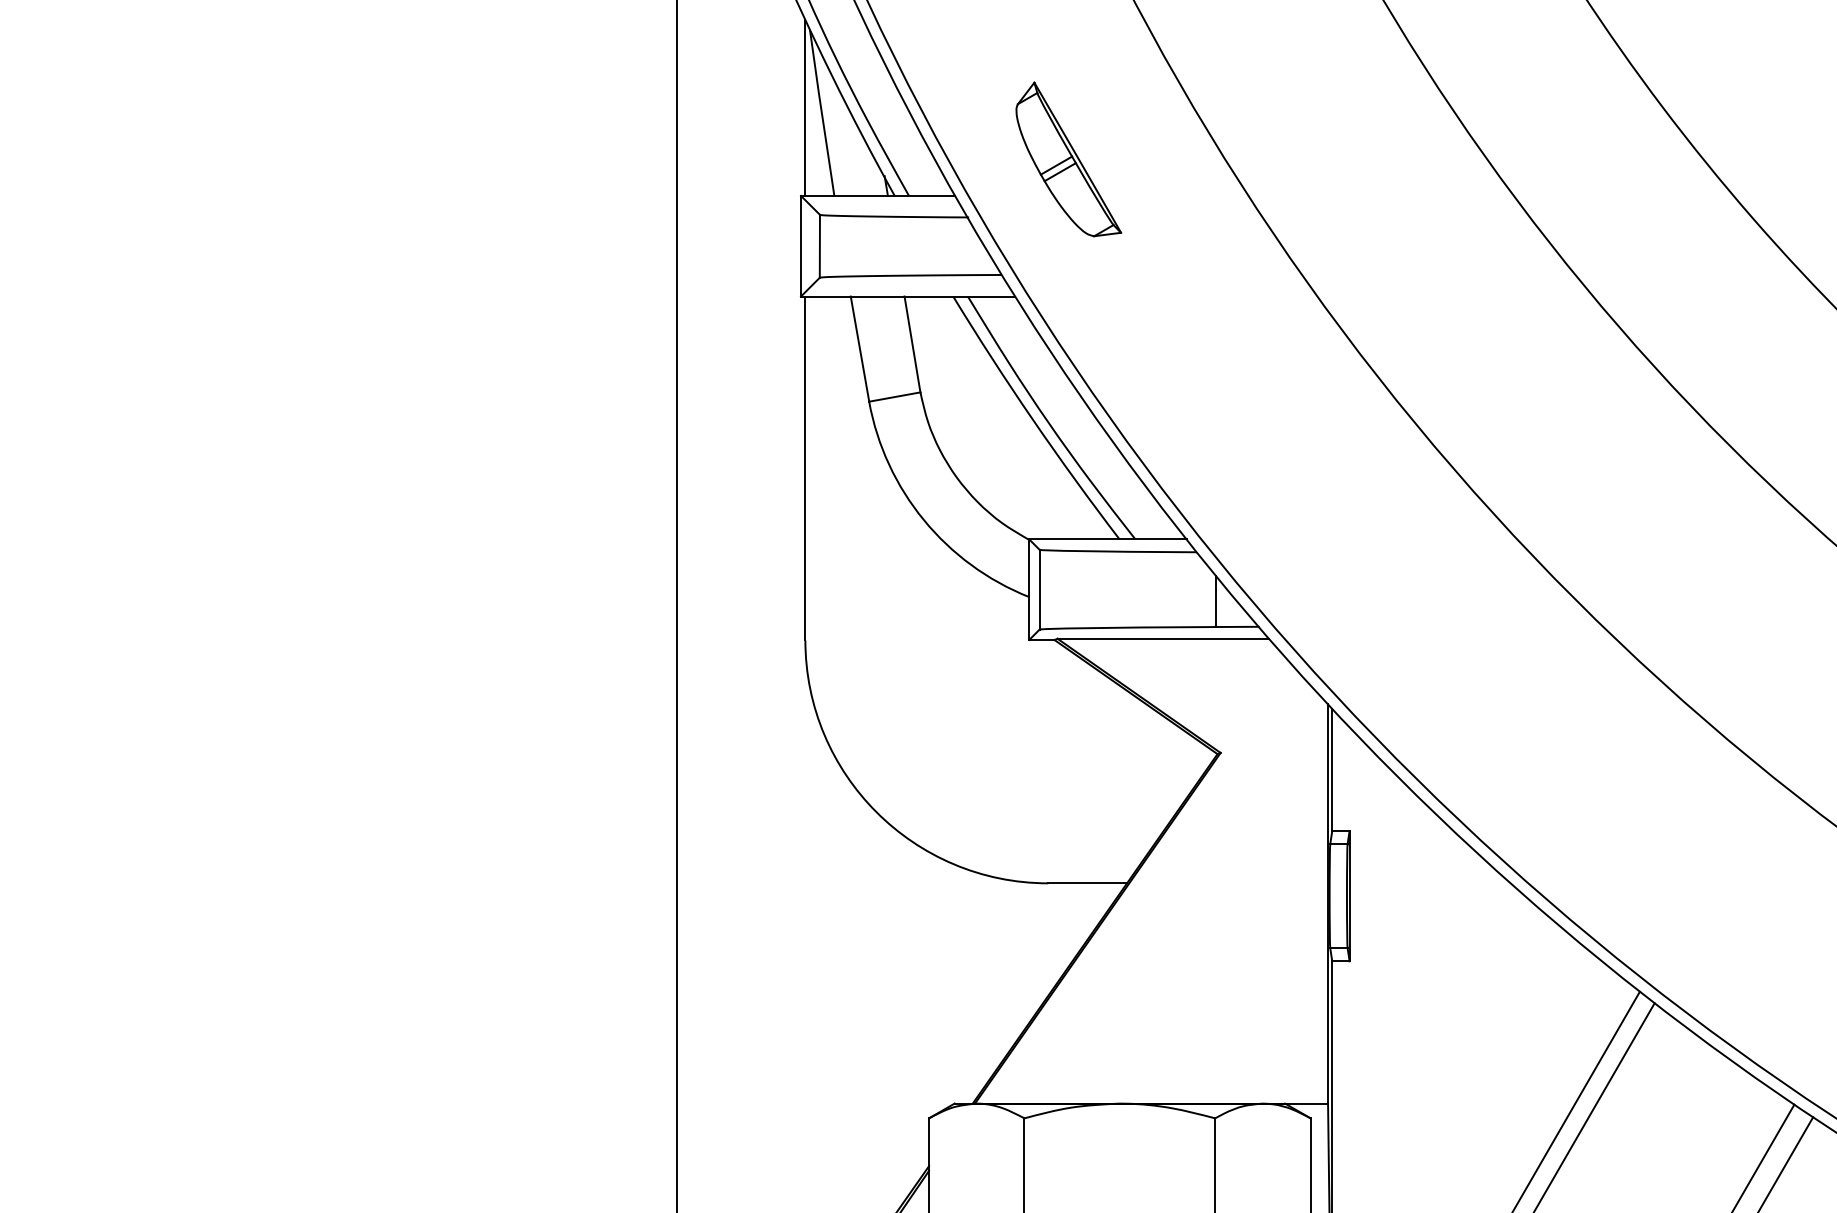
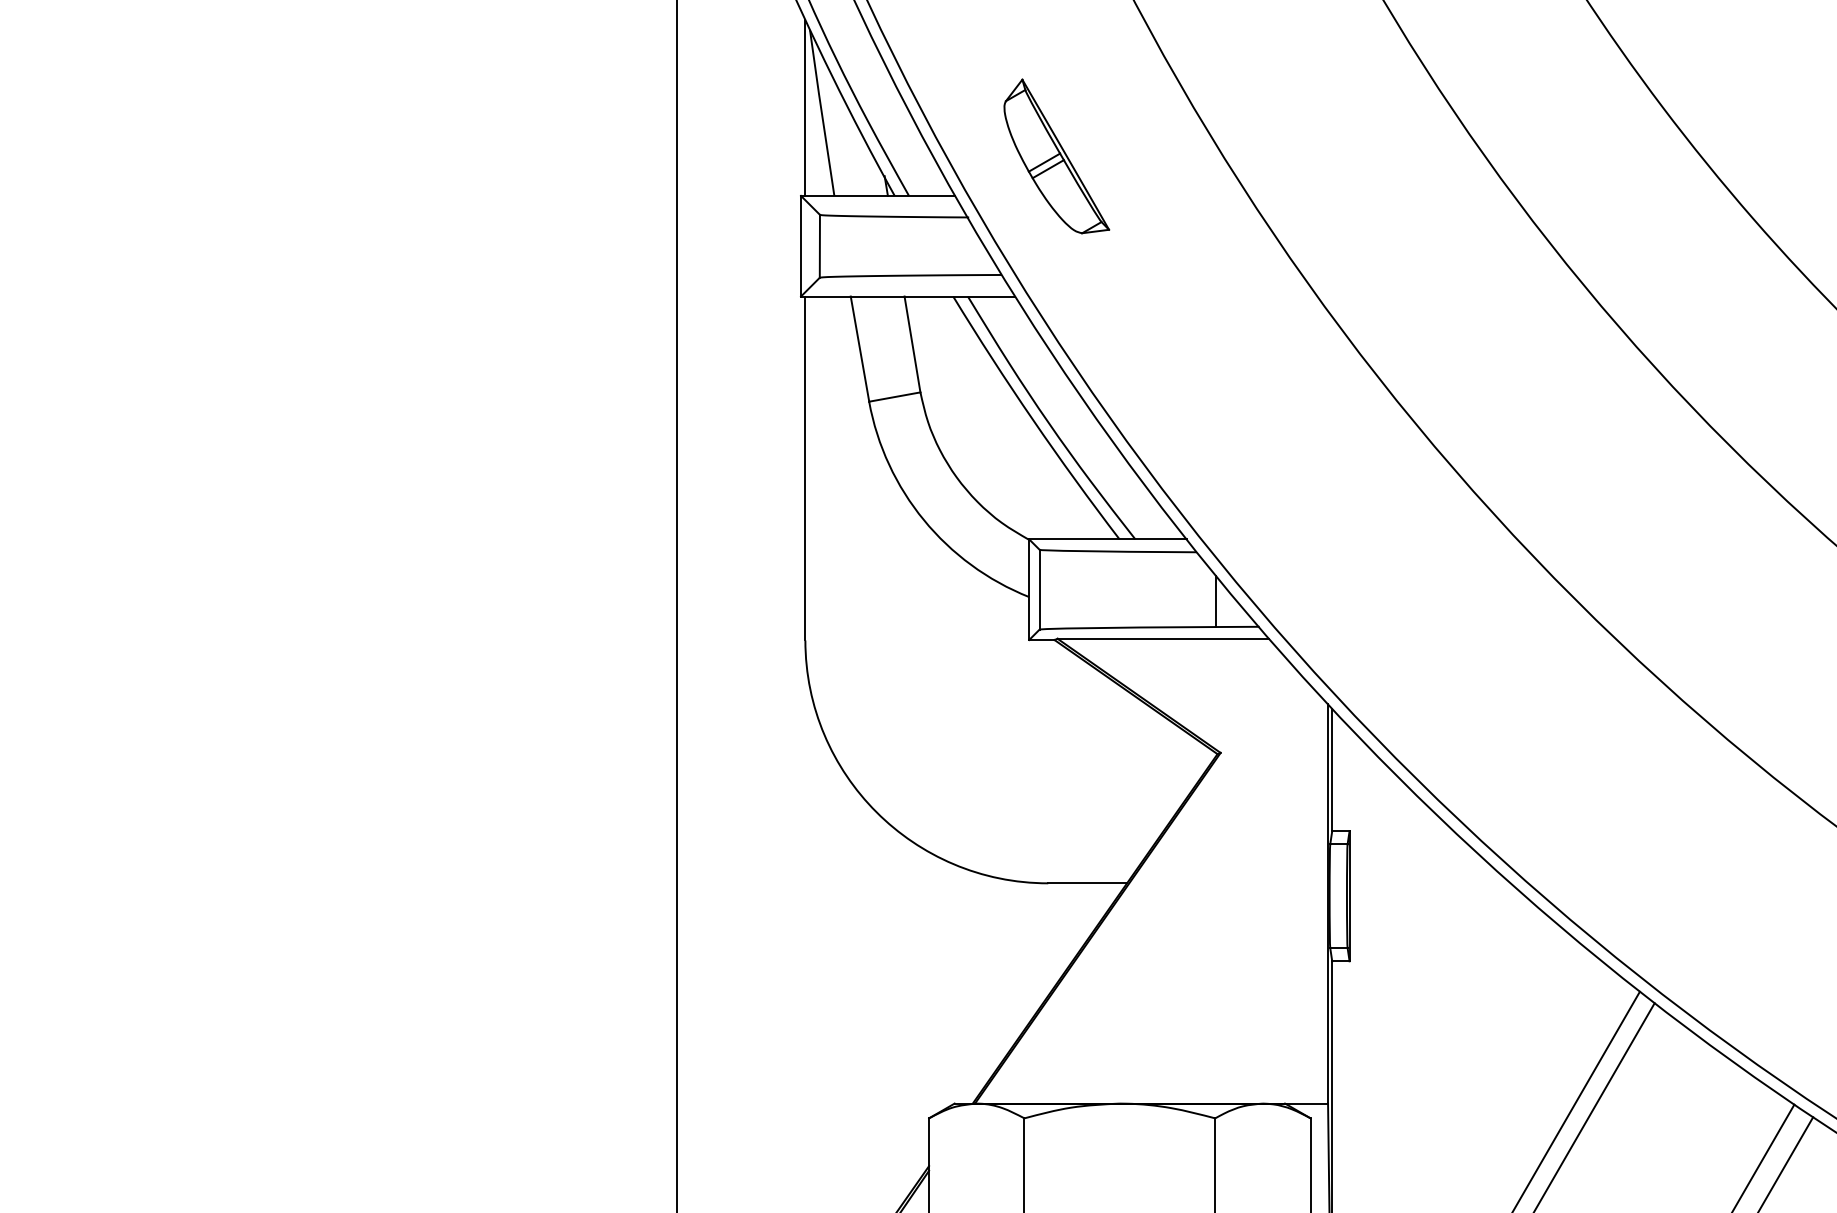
part position: (1068, 159) -> (1056, 156) (1056, 156)
